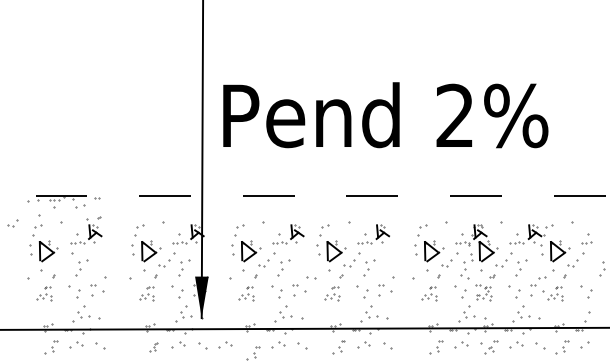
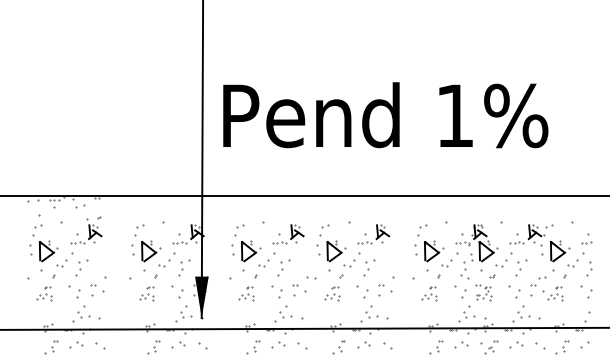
text: 2% -> 1% (454, 114)
line: dashed -> solid (304, 196)
part position: (12, 223) -> (61, 263) (61, 263)
part position: (602, 268) -> (589, 268) (589, 268)
part: present -> none (225, 344)
part size: 10x11 px -> 14x15 px (153, 347)
part position: (253, 353) -> (253, 347) (253, 347)
